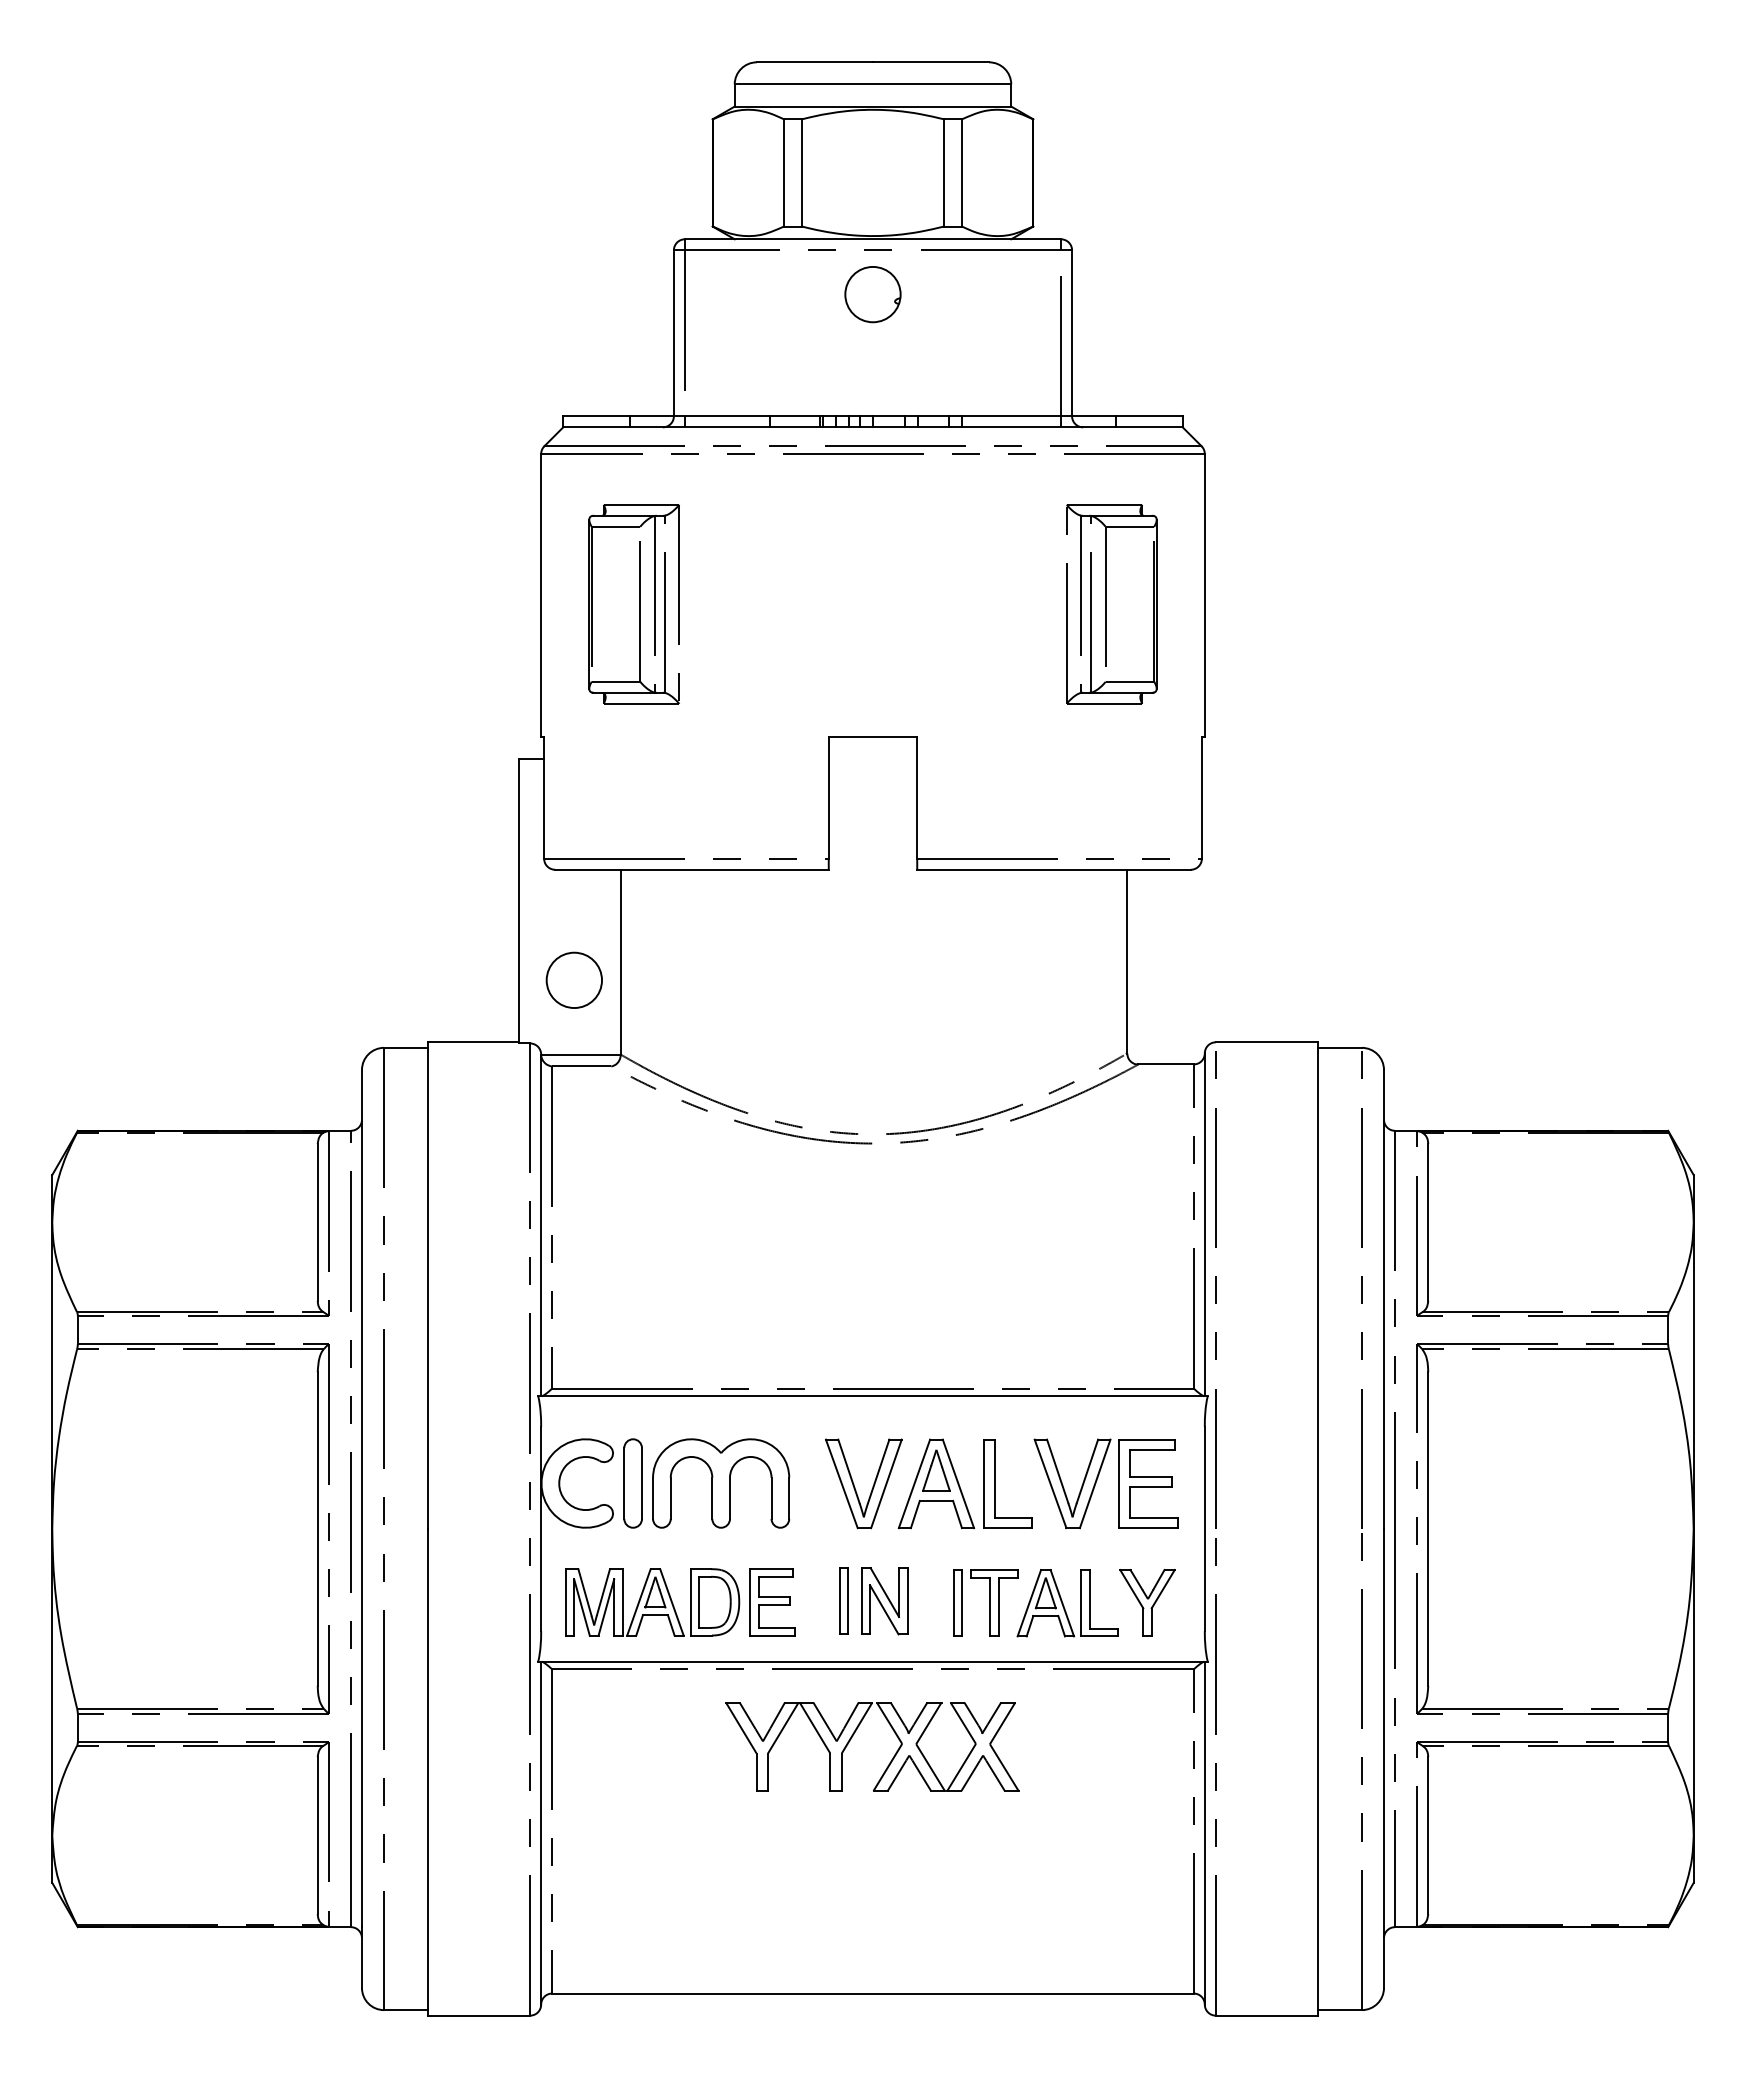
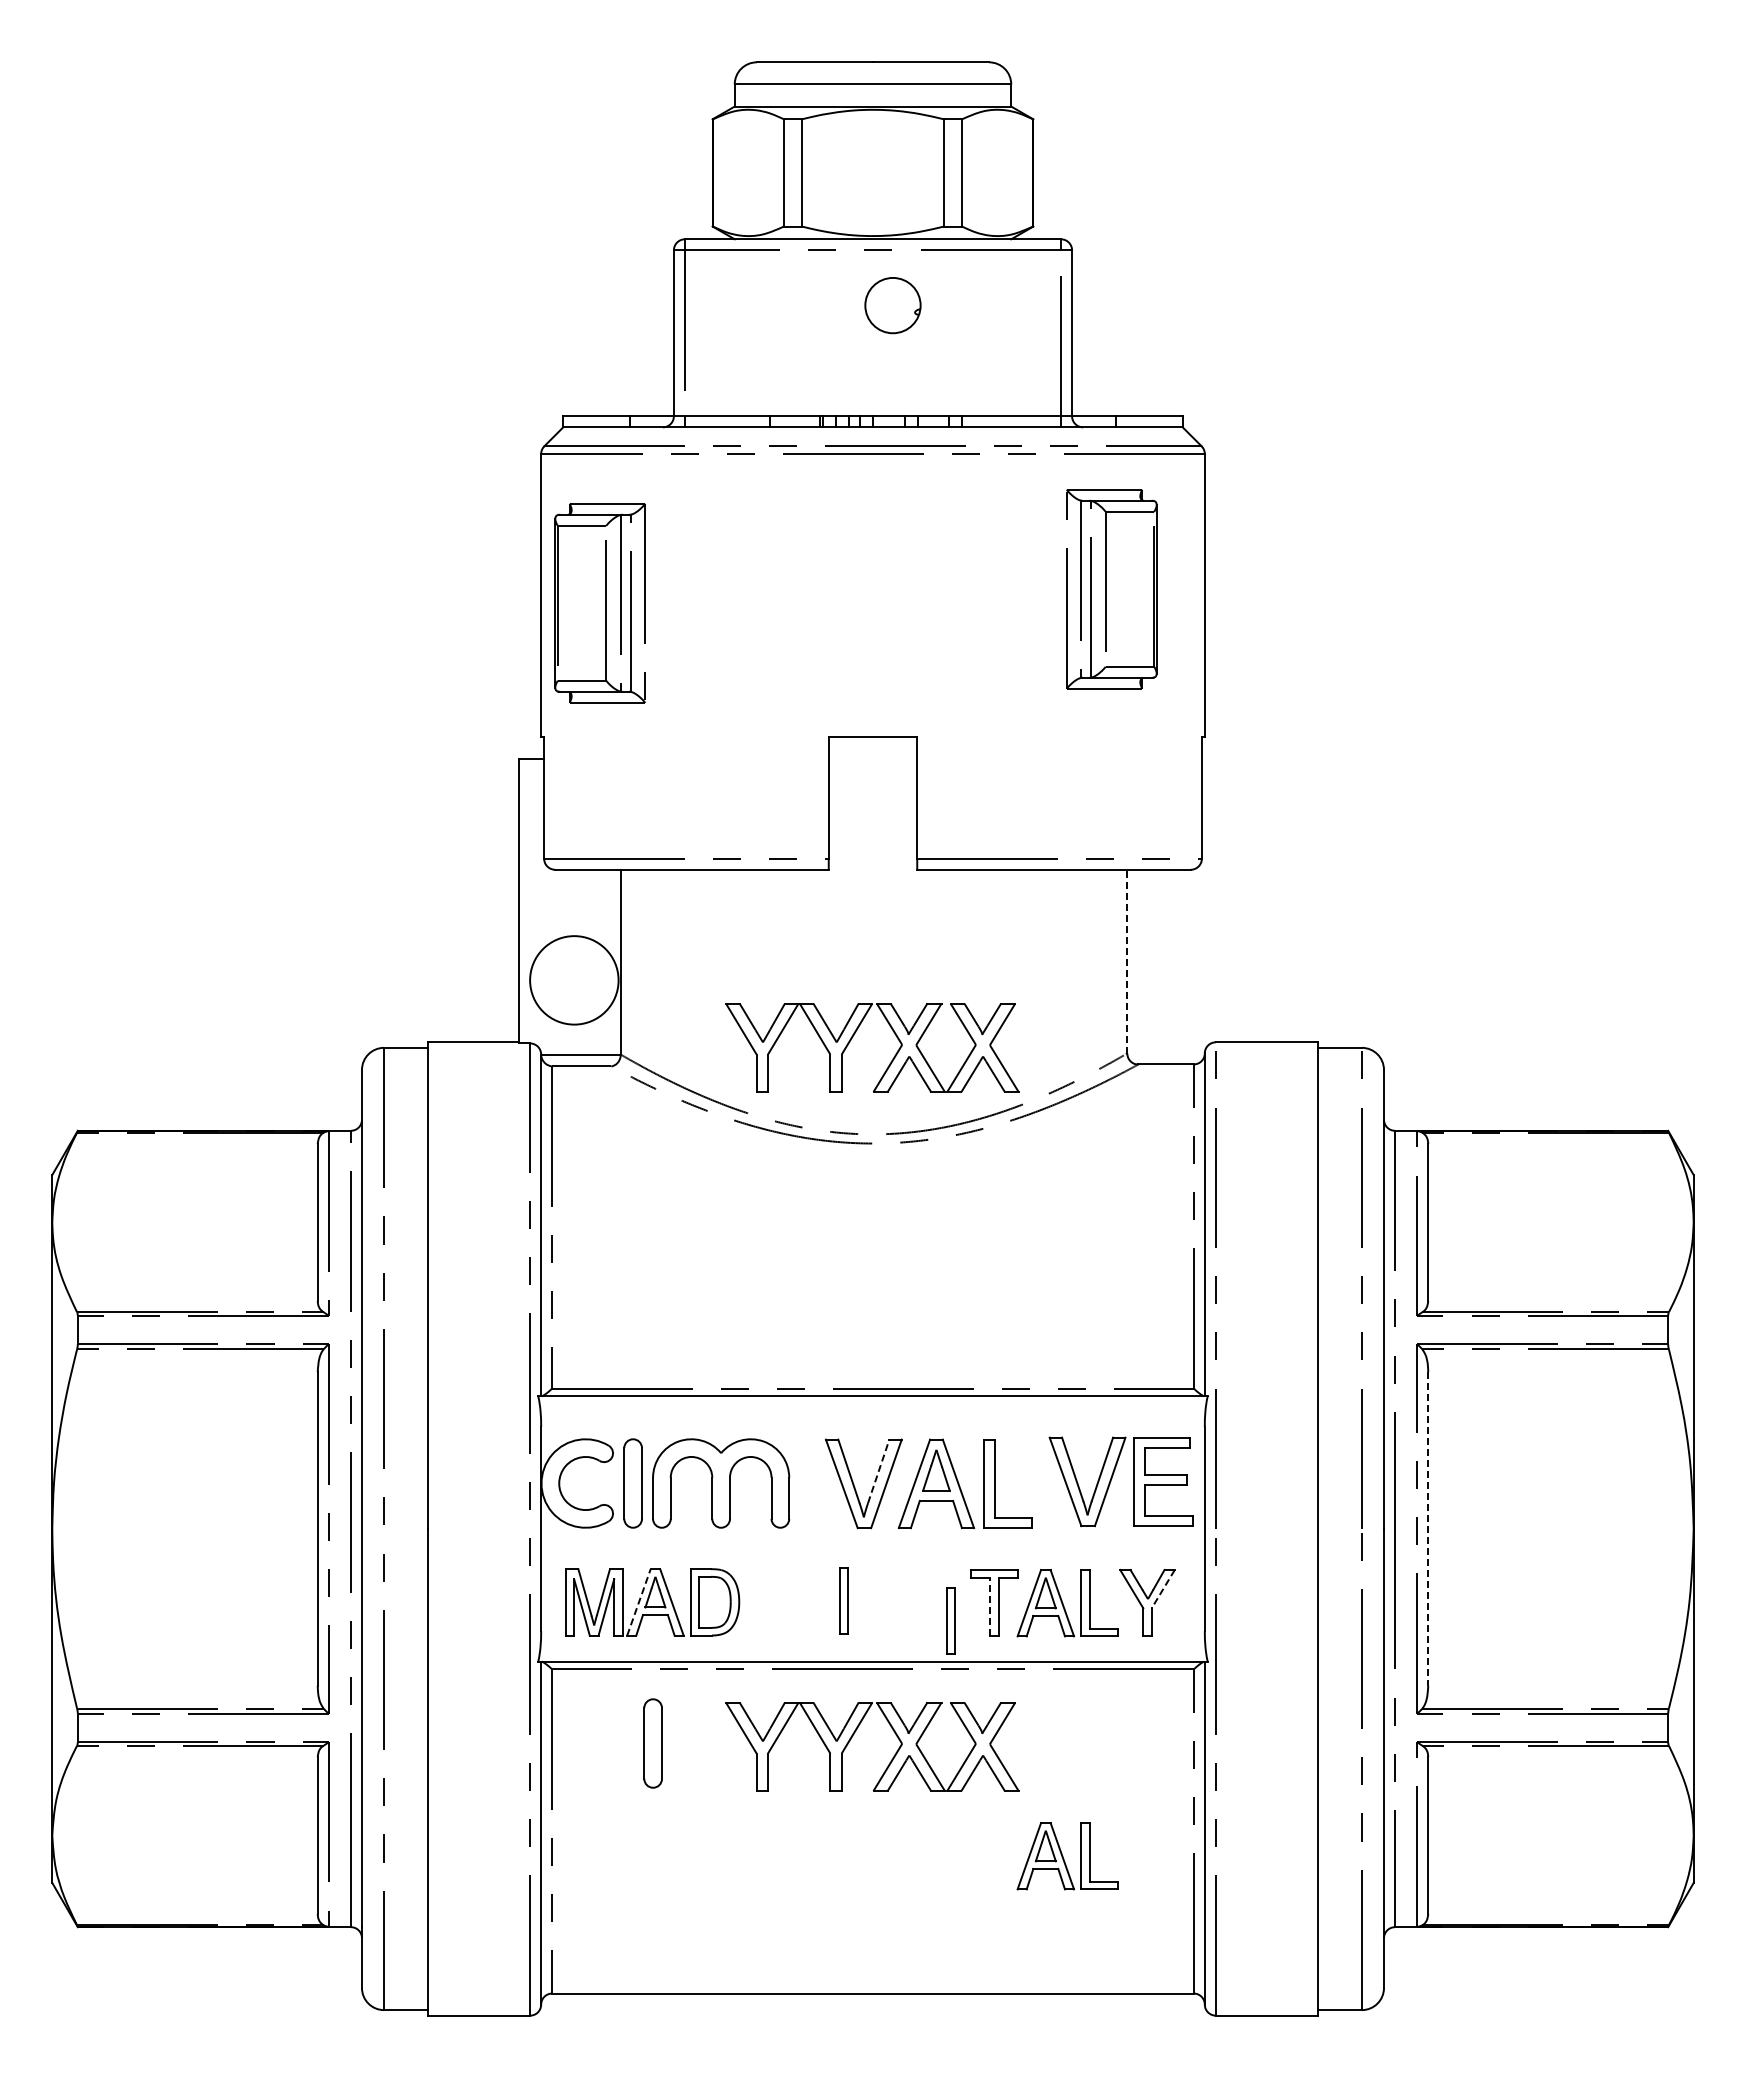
part position: (872, 294) -> (892, 305) (892, 305)
part position: (633, 604) -> (599, 603) (599, 603)
part position: (1111, 604) -> (1111, 589) (1111, 589)
line: solid -> dashed (1127, 961)
circle diameter: 55 px -> 88 px (574, 980)
part: none -> present (853, 1037)
line: solid -> dashed (878, 1470)
part position: (1097, 1480) -> (1112, 1478) (1112, 1478)
line: solid -> dashed (1428, 1528)
line: solid -> dashed (1163, 1589)
line: solid -> dashed (639, 1601)
part: present -> none (884, 1601)
part: present -> none (772, 1602)
part position: (957, 1602) -> (950, 1620) (950, 1620)
line: solid -> dashed (990, 1606)
part: none -> present (652, 1743)
part: none -> present (1067, 1856)
